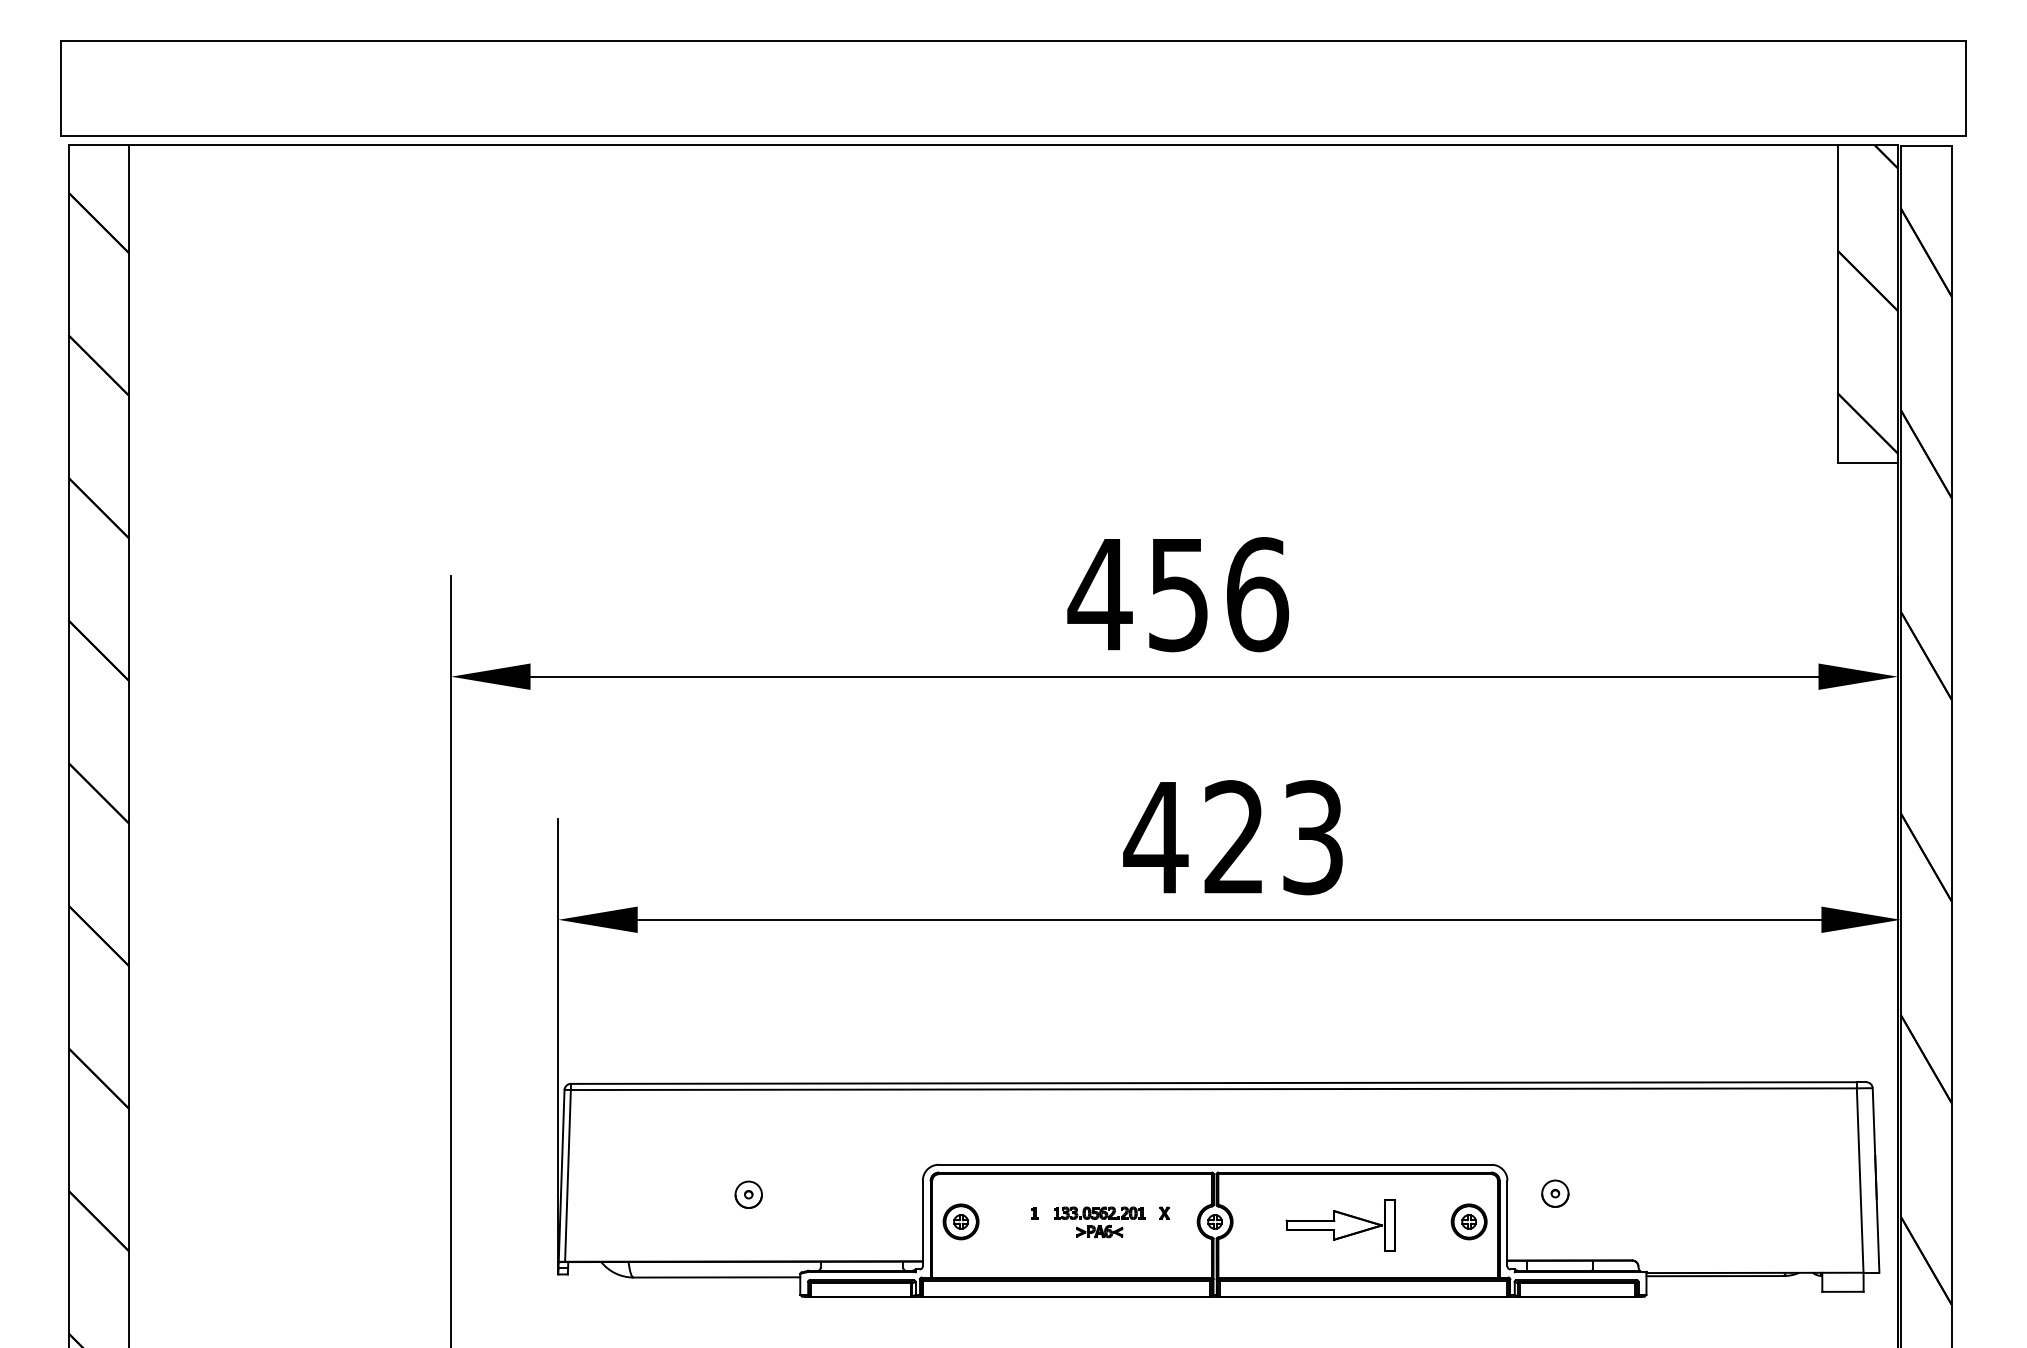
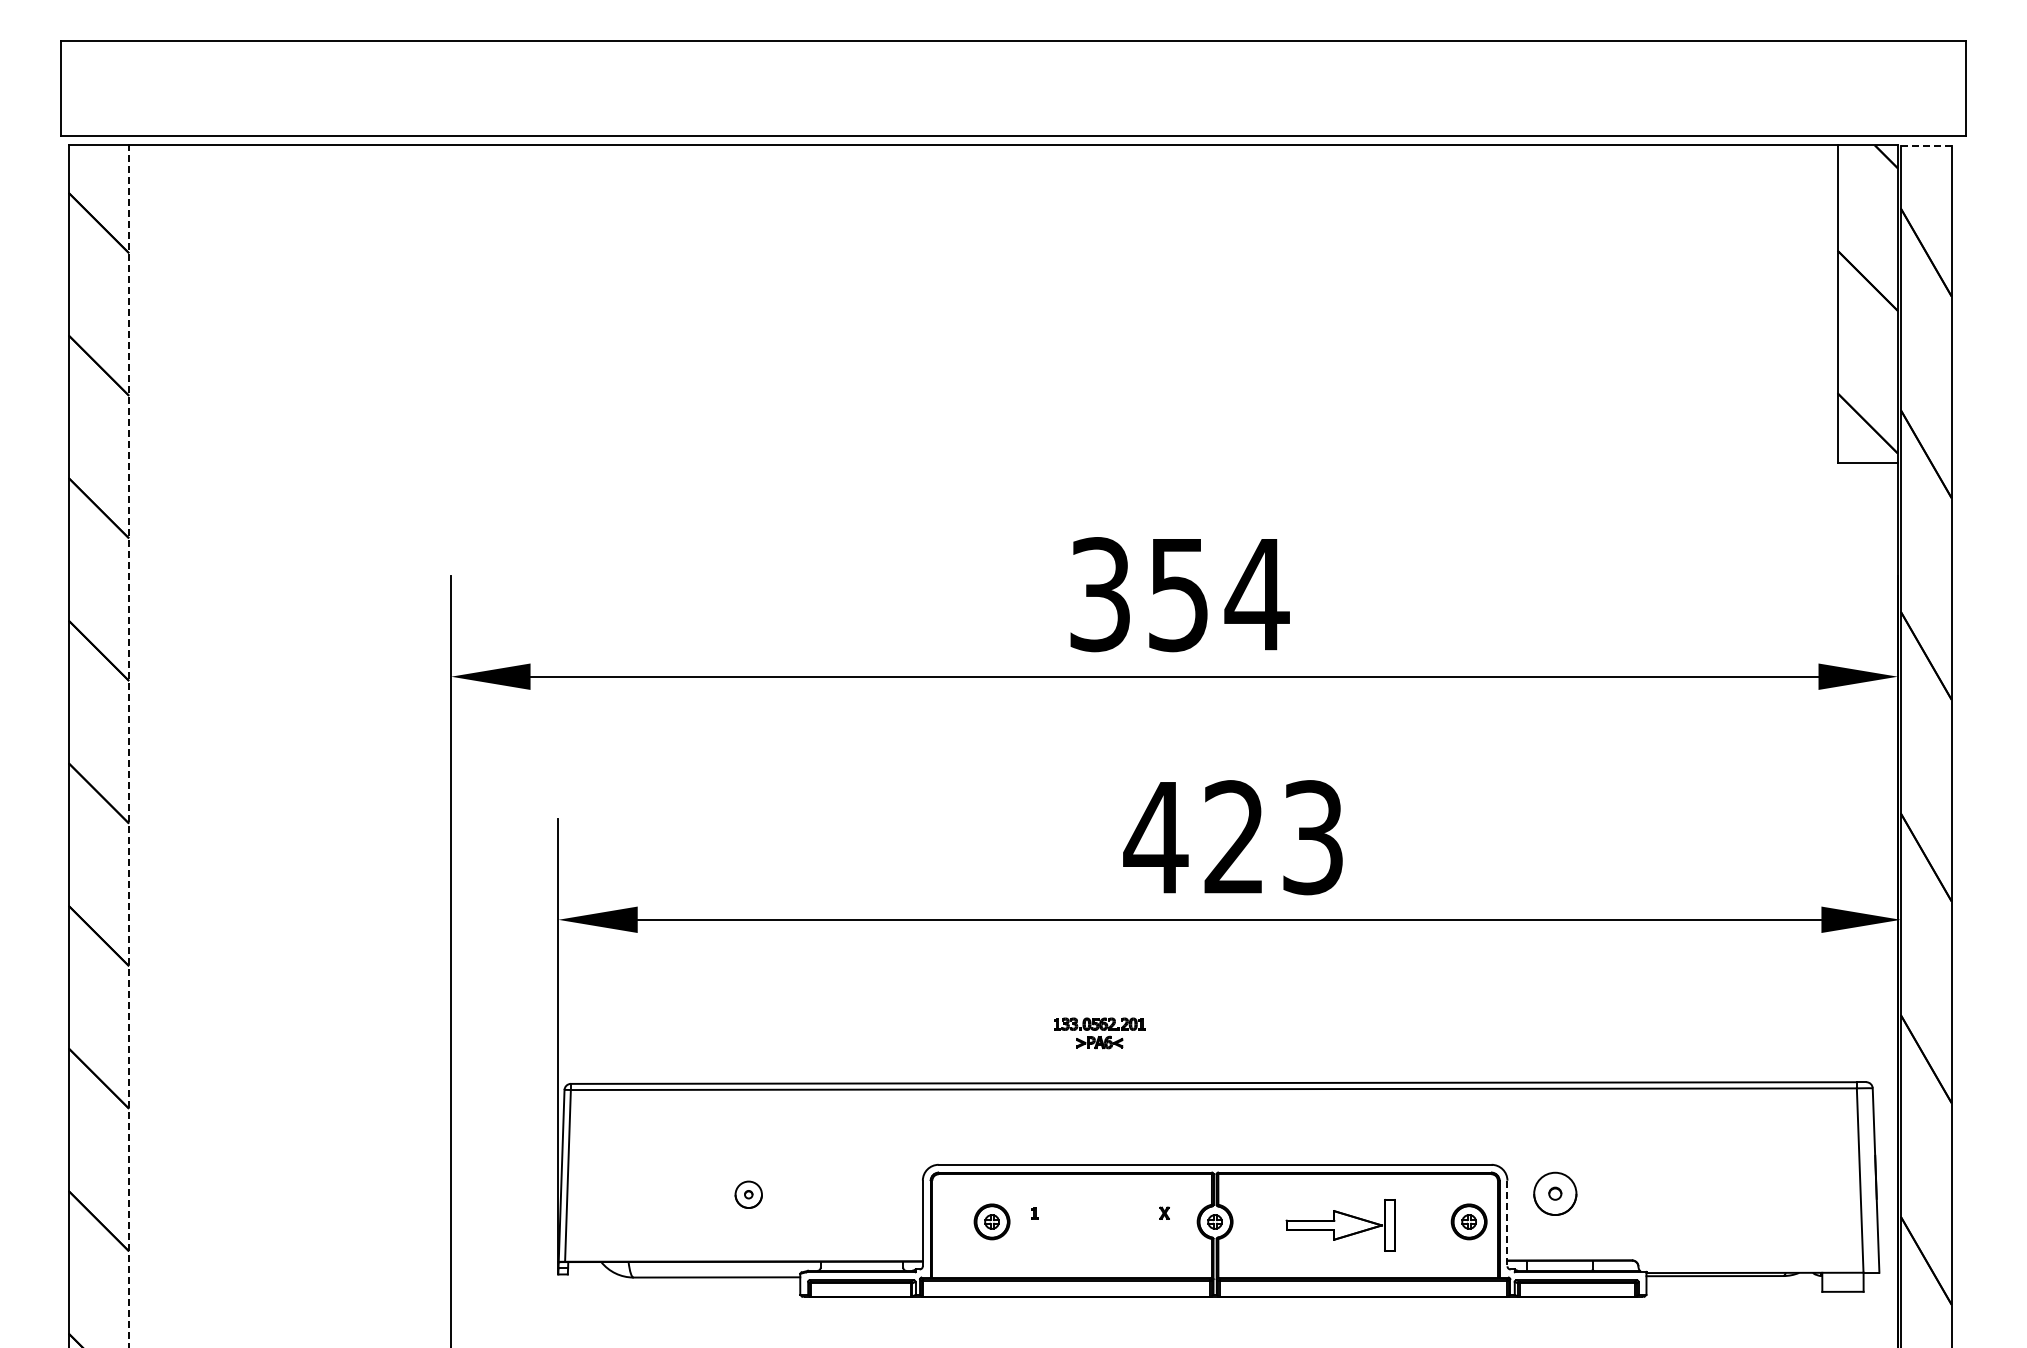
line: solid -> dashed (1925, 145)
text: 456 -> 354 (1178, 594)
line: solid -> dashed (129, 746)
part size: 29x29 px -> 45x45 px (1555, 1193)
part position: (960, 1221) -> (991, 1221) (991, 1221)
part position: (1099, 1222) -> (1099, 1033) (1099, 1033)
line: solid -> dashed (1507, 1223)
